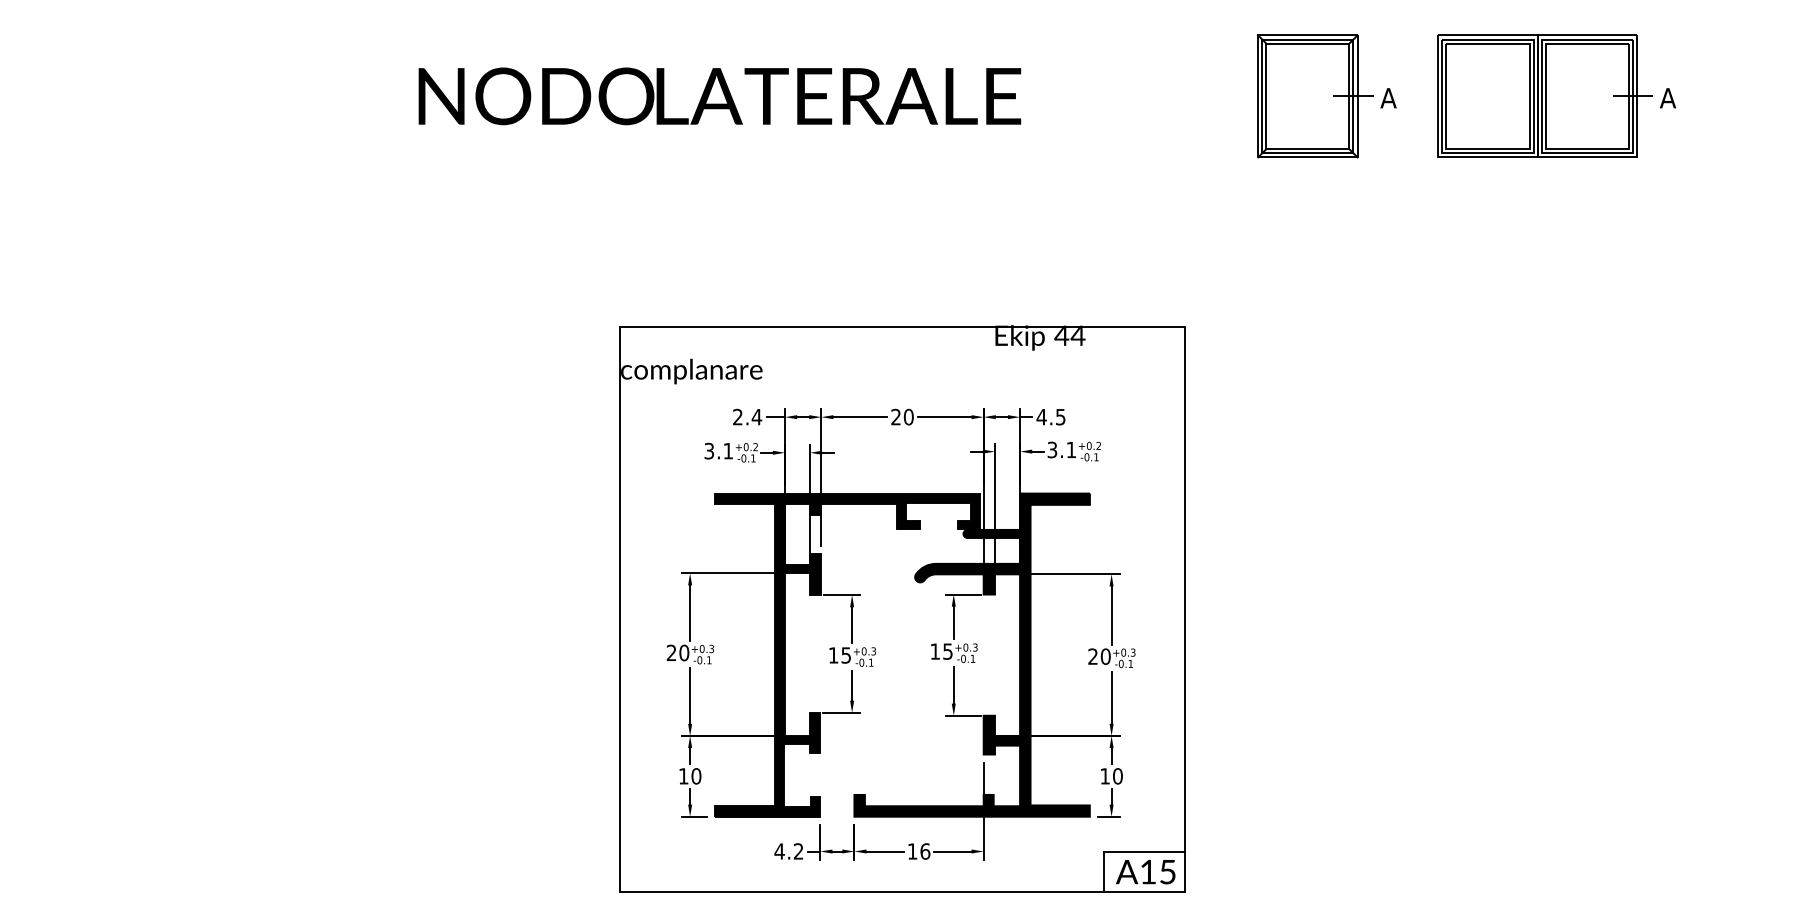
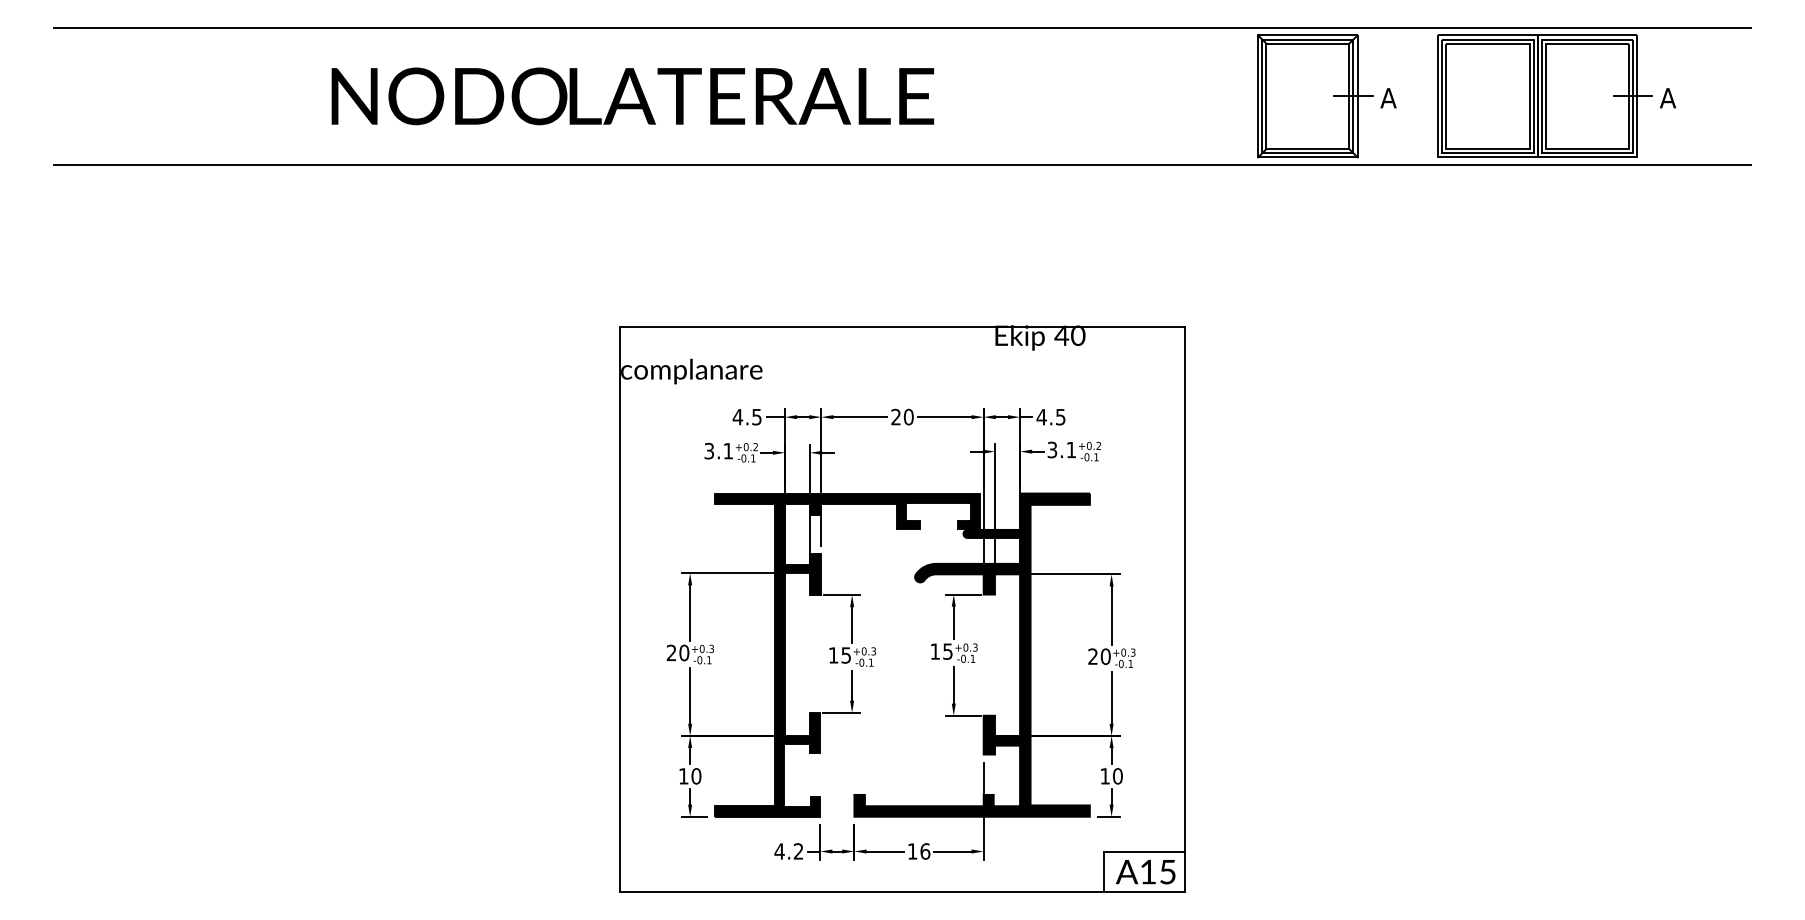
line: none -> present (902, 27)
text position: (719, 96) -> (632, 96) (632, 96)
line: none -> present (902, 165)
text: 44 -> 40 (1077, 335)
text: 2.4 -> 4.5 (747, 416)
